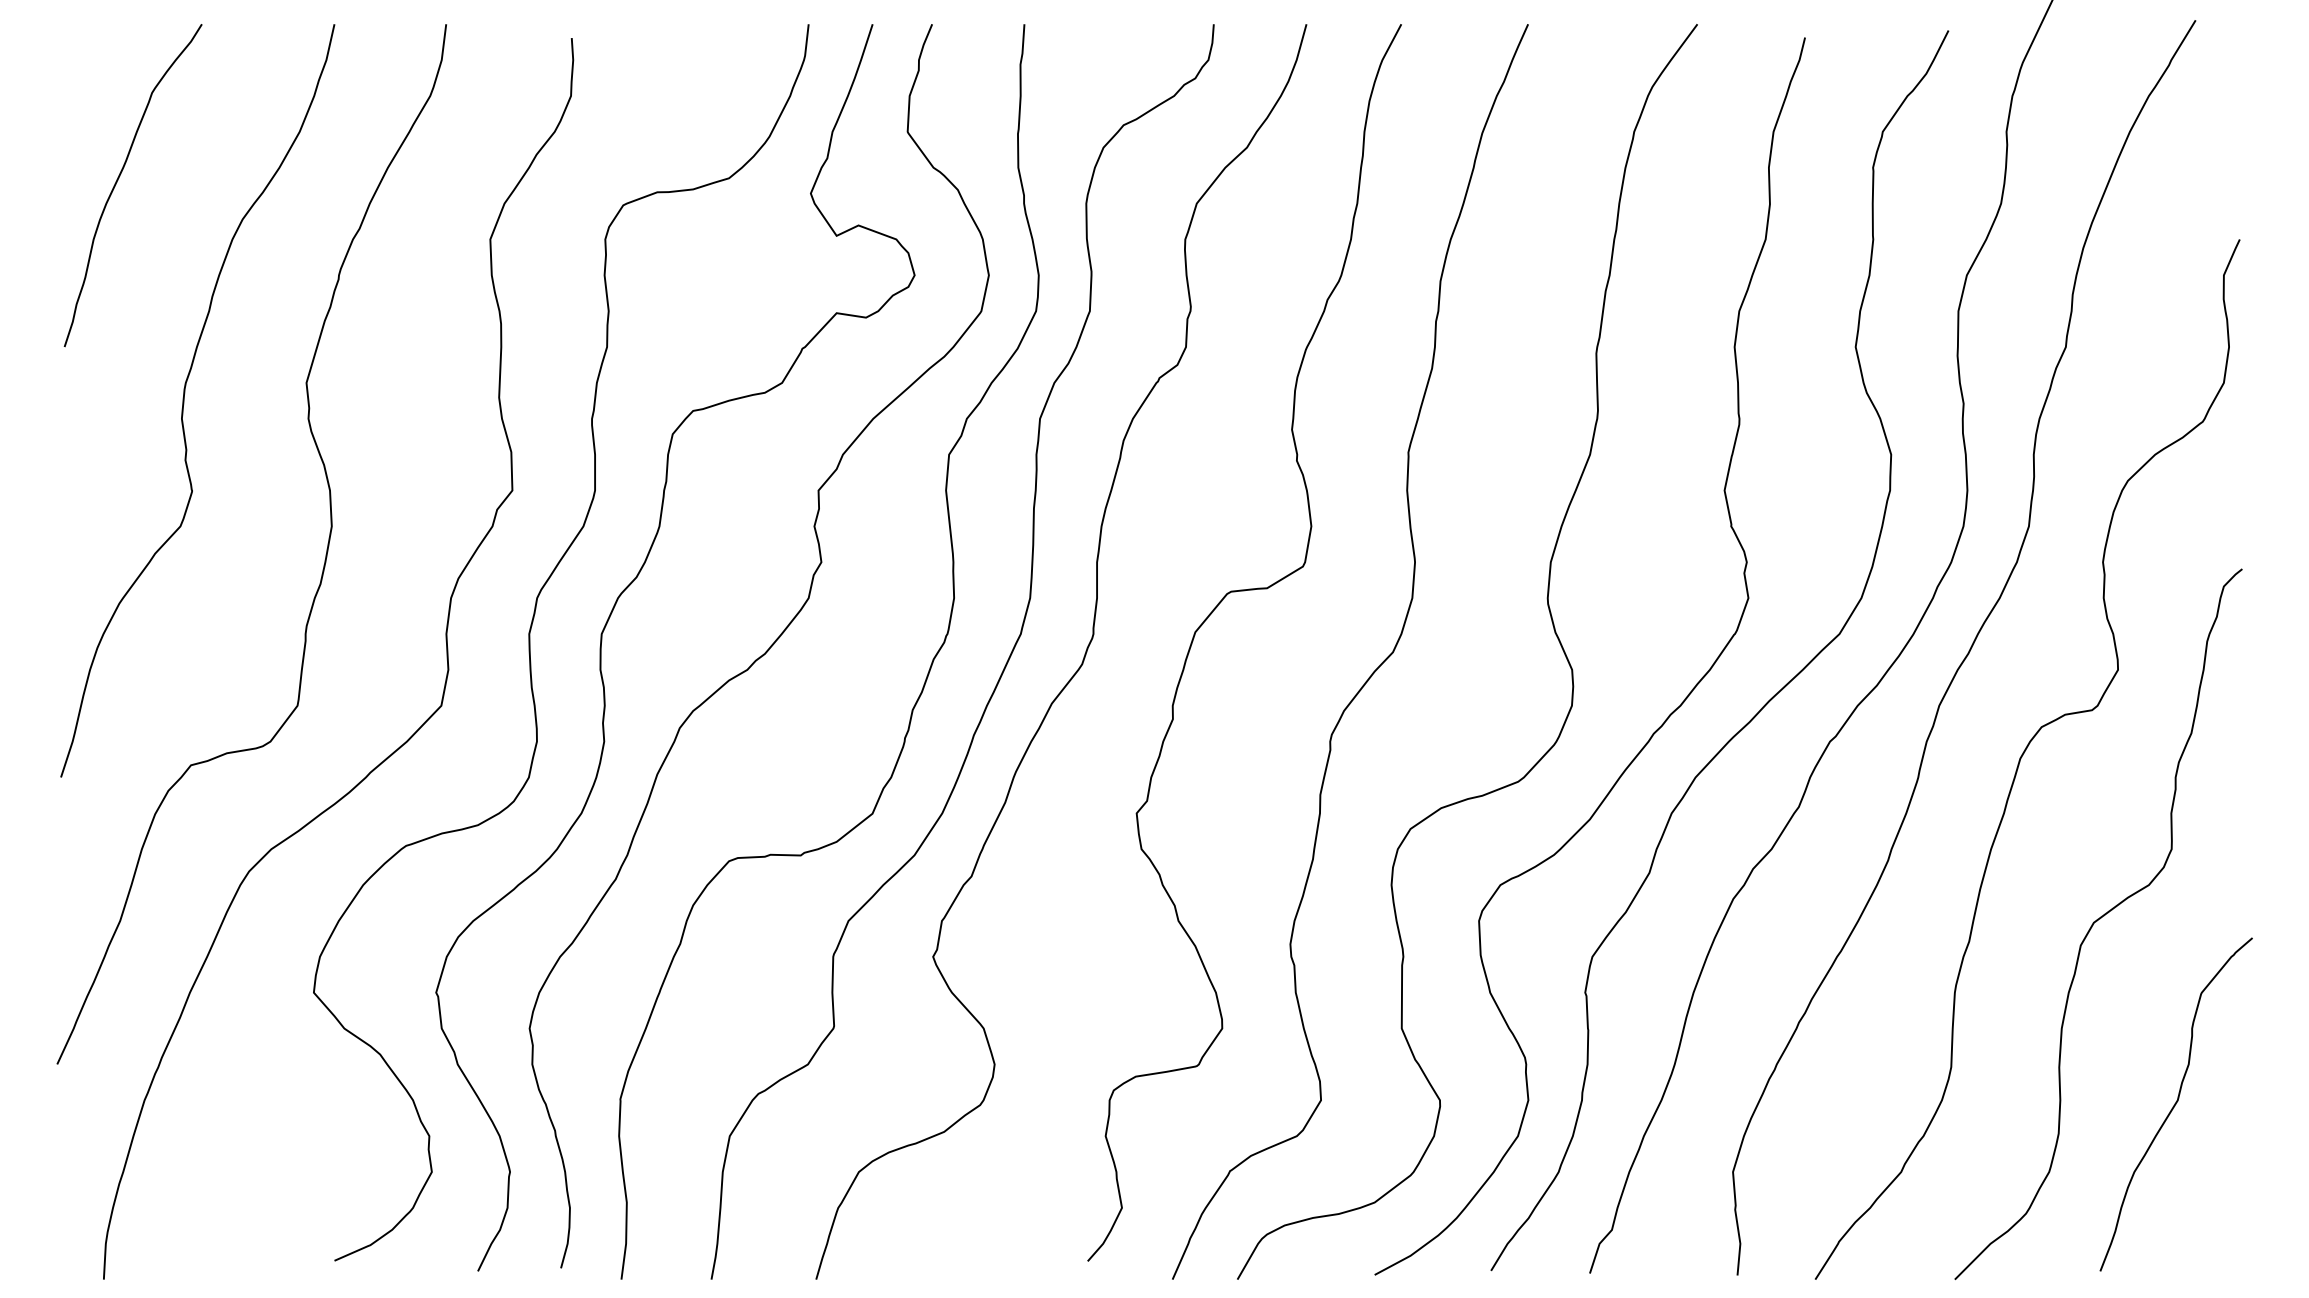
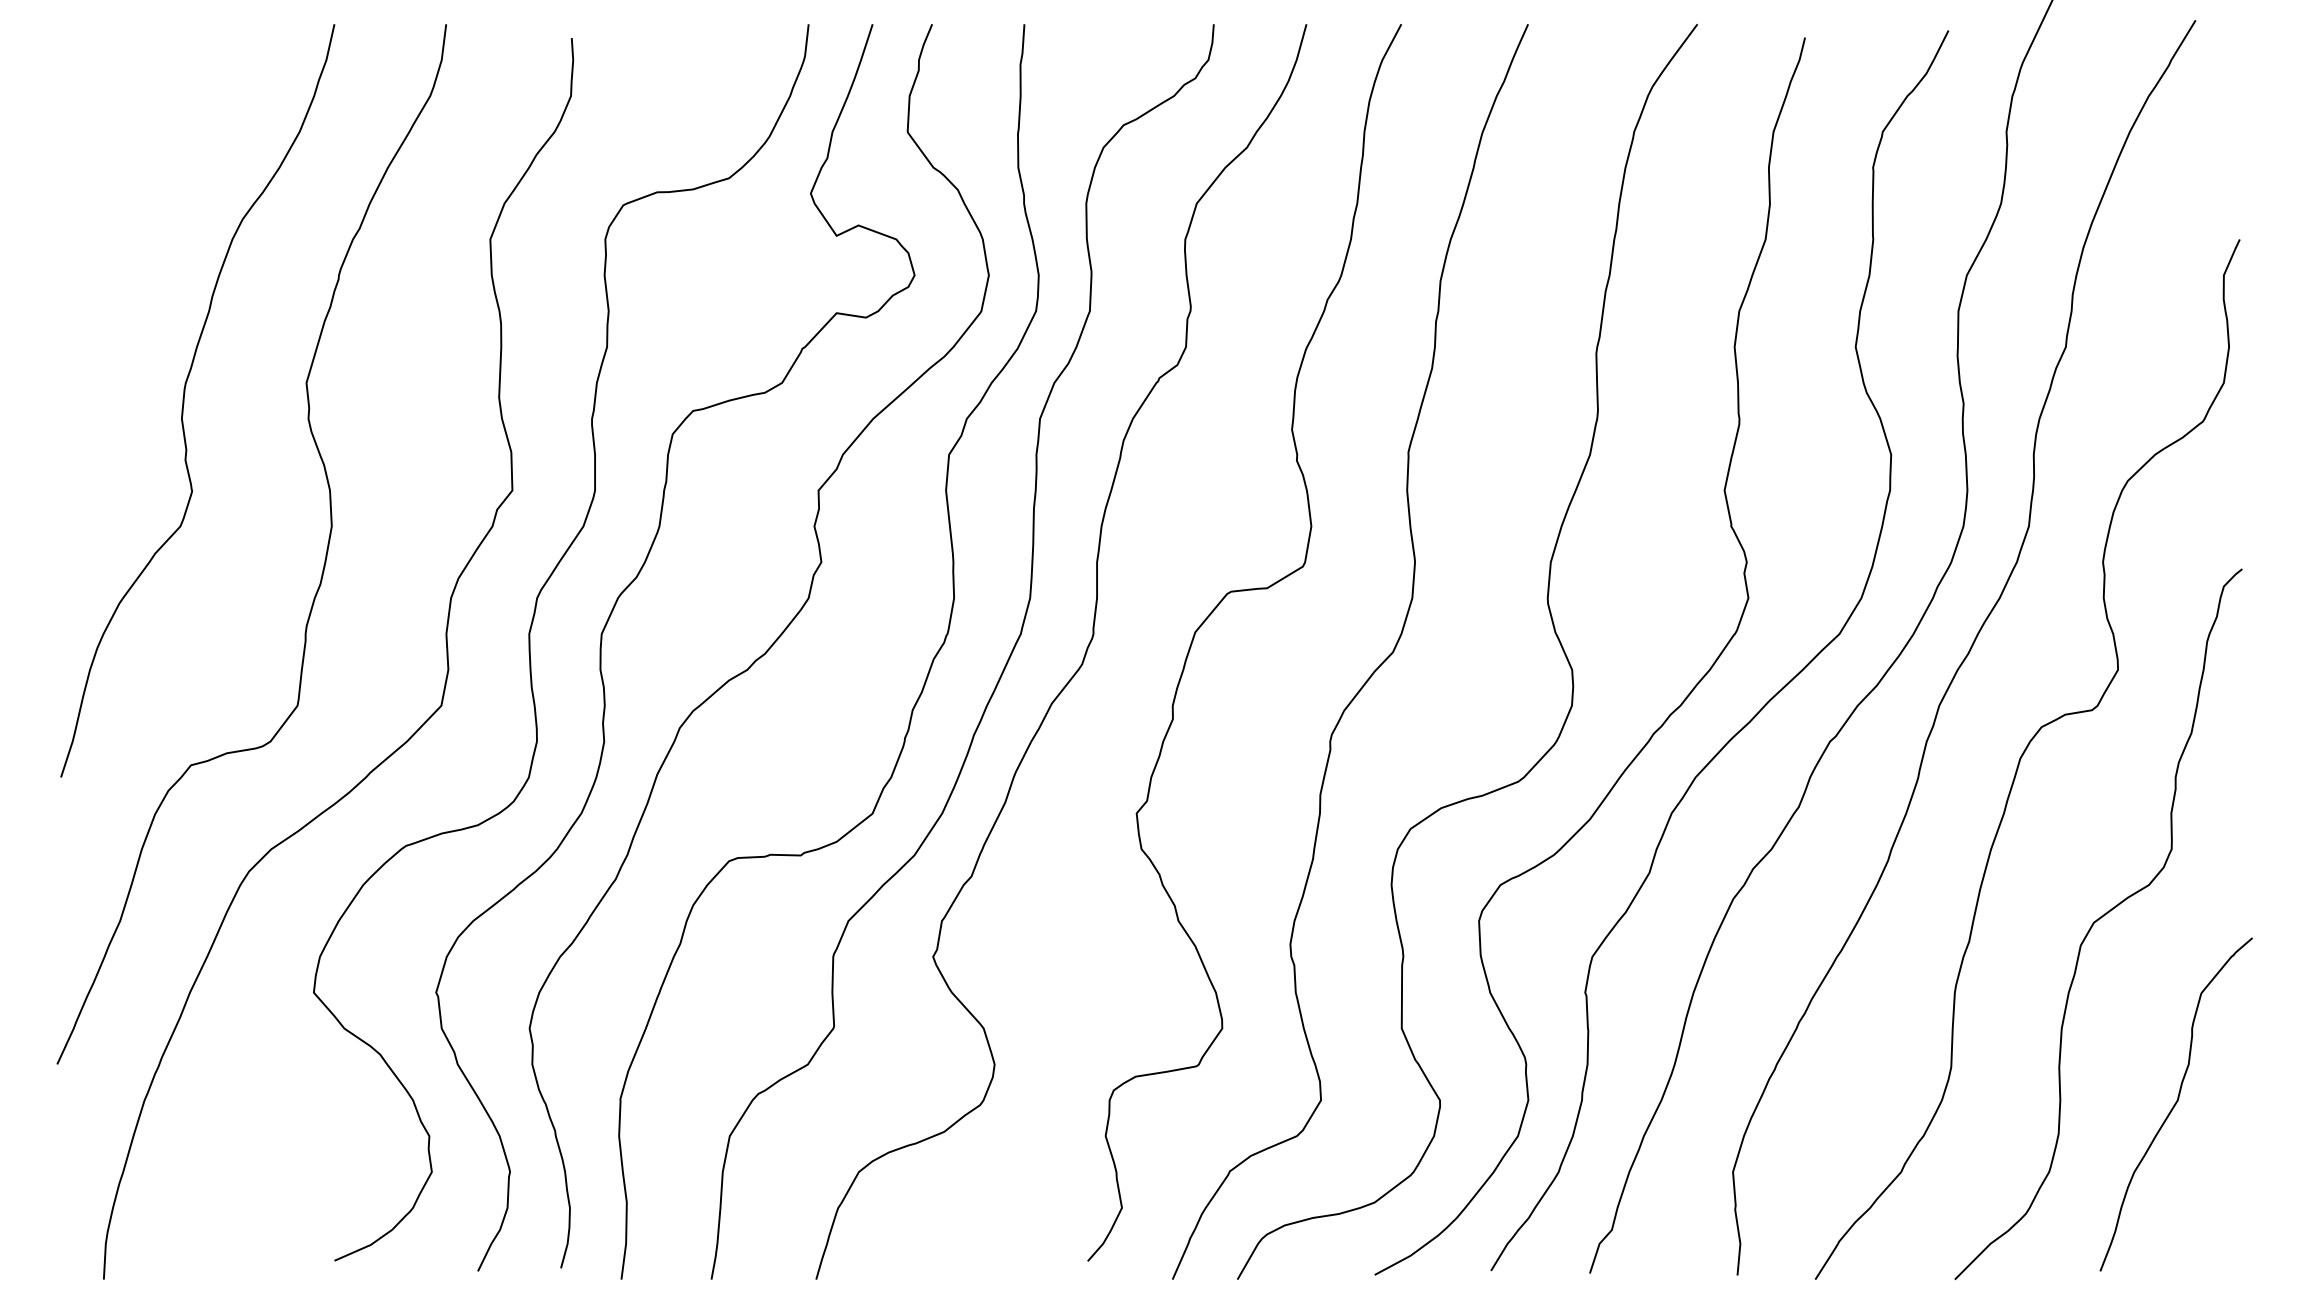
curve: present -> none (119, 178)
